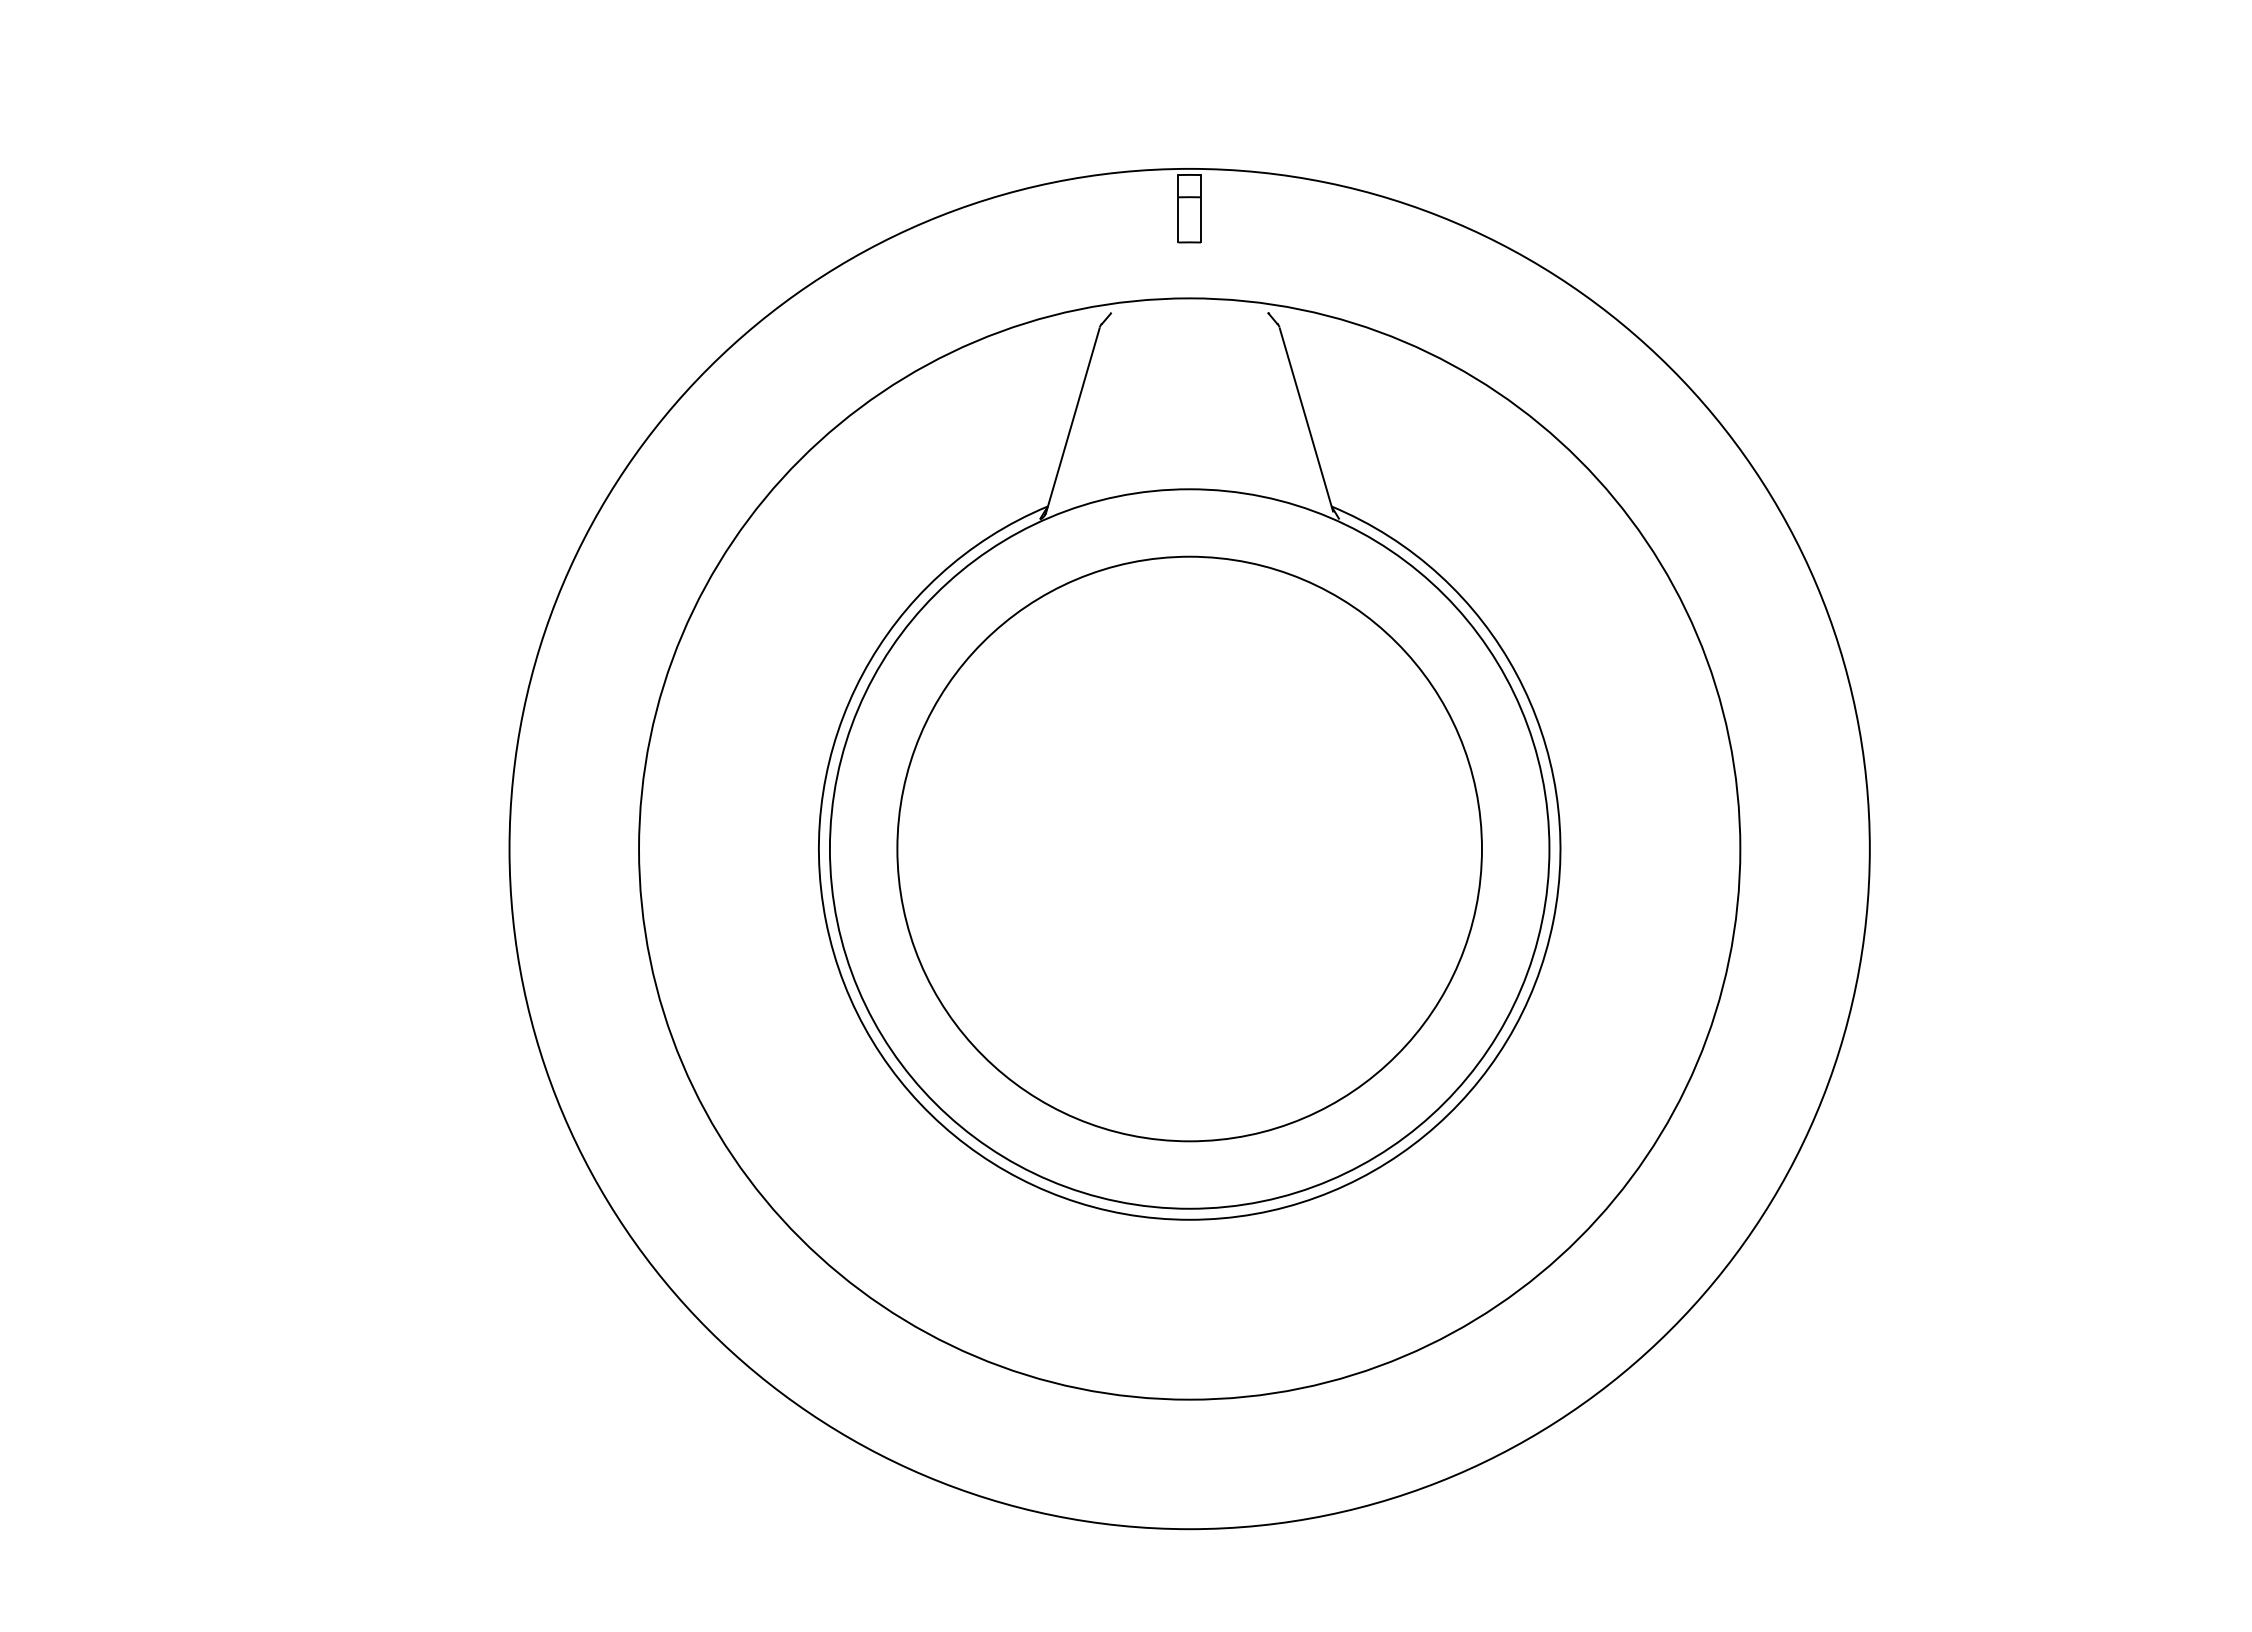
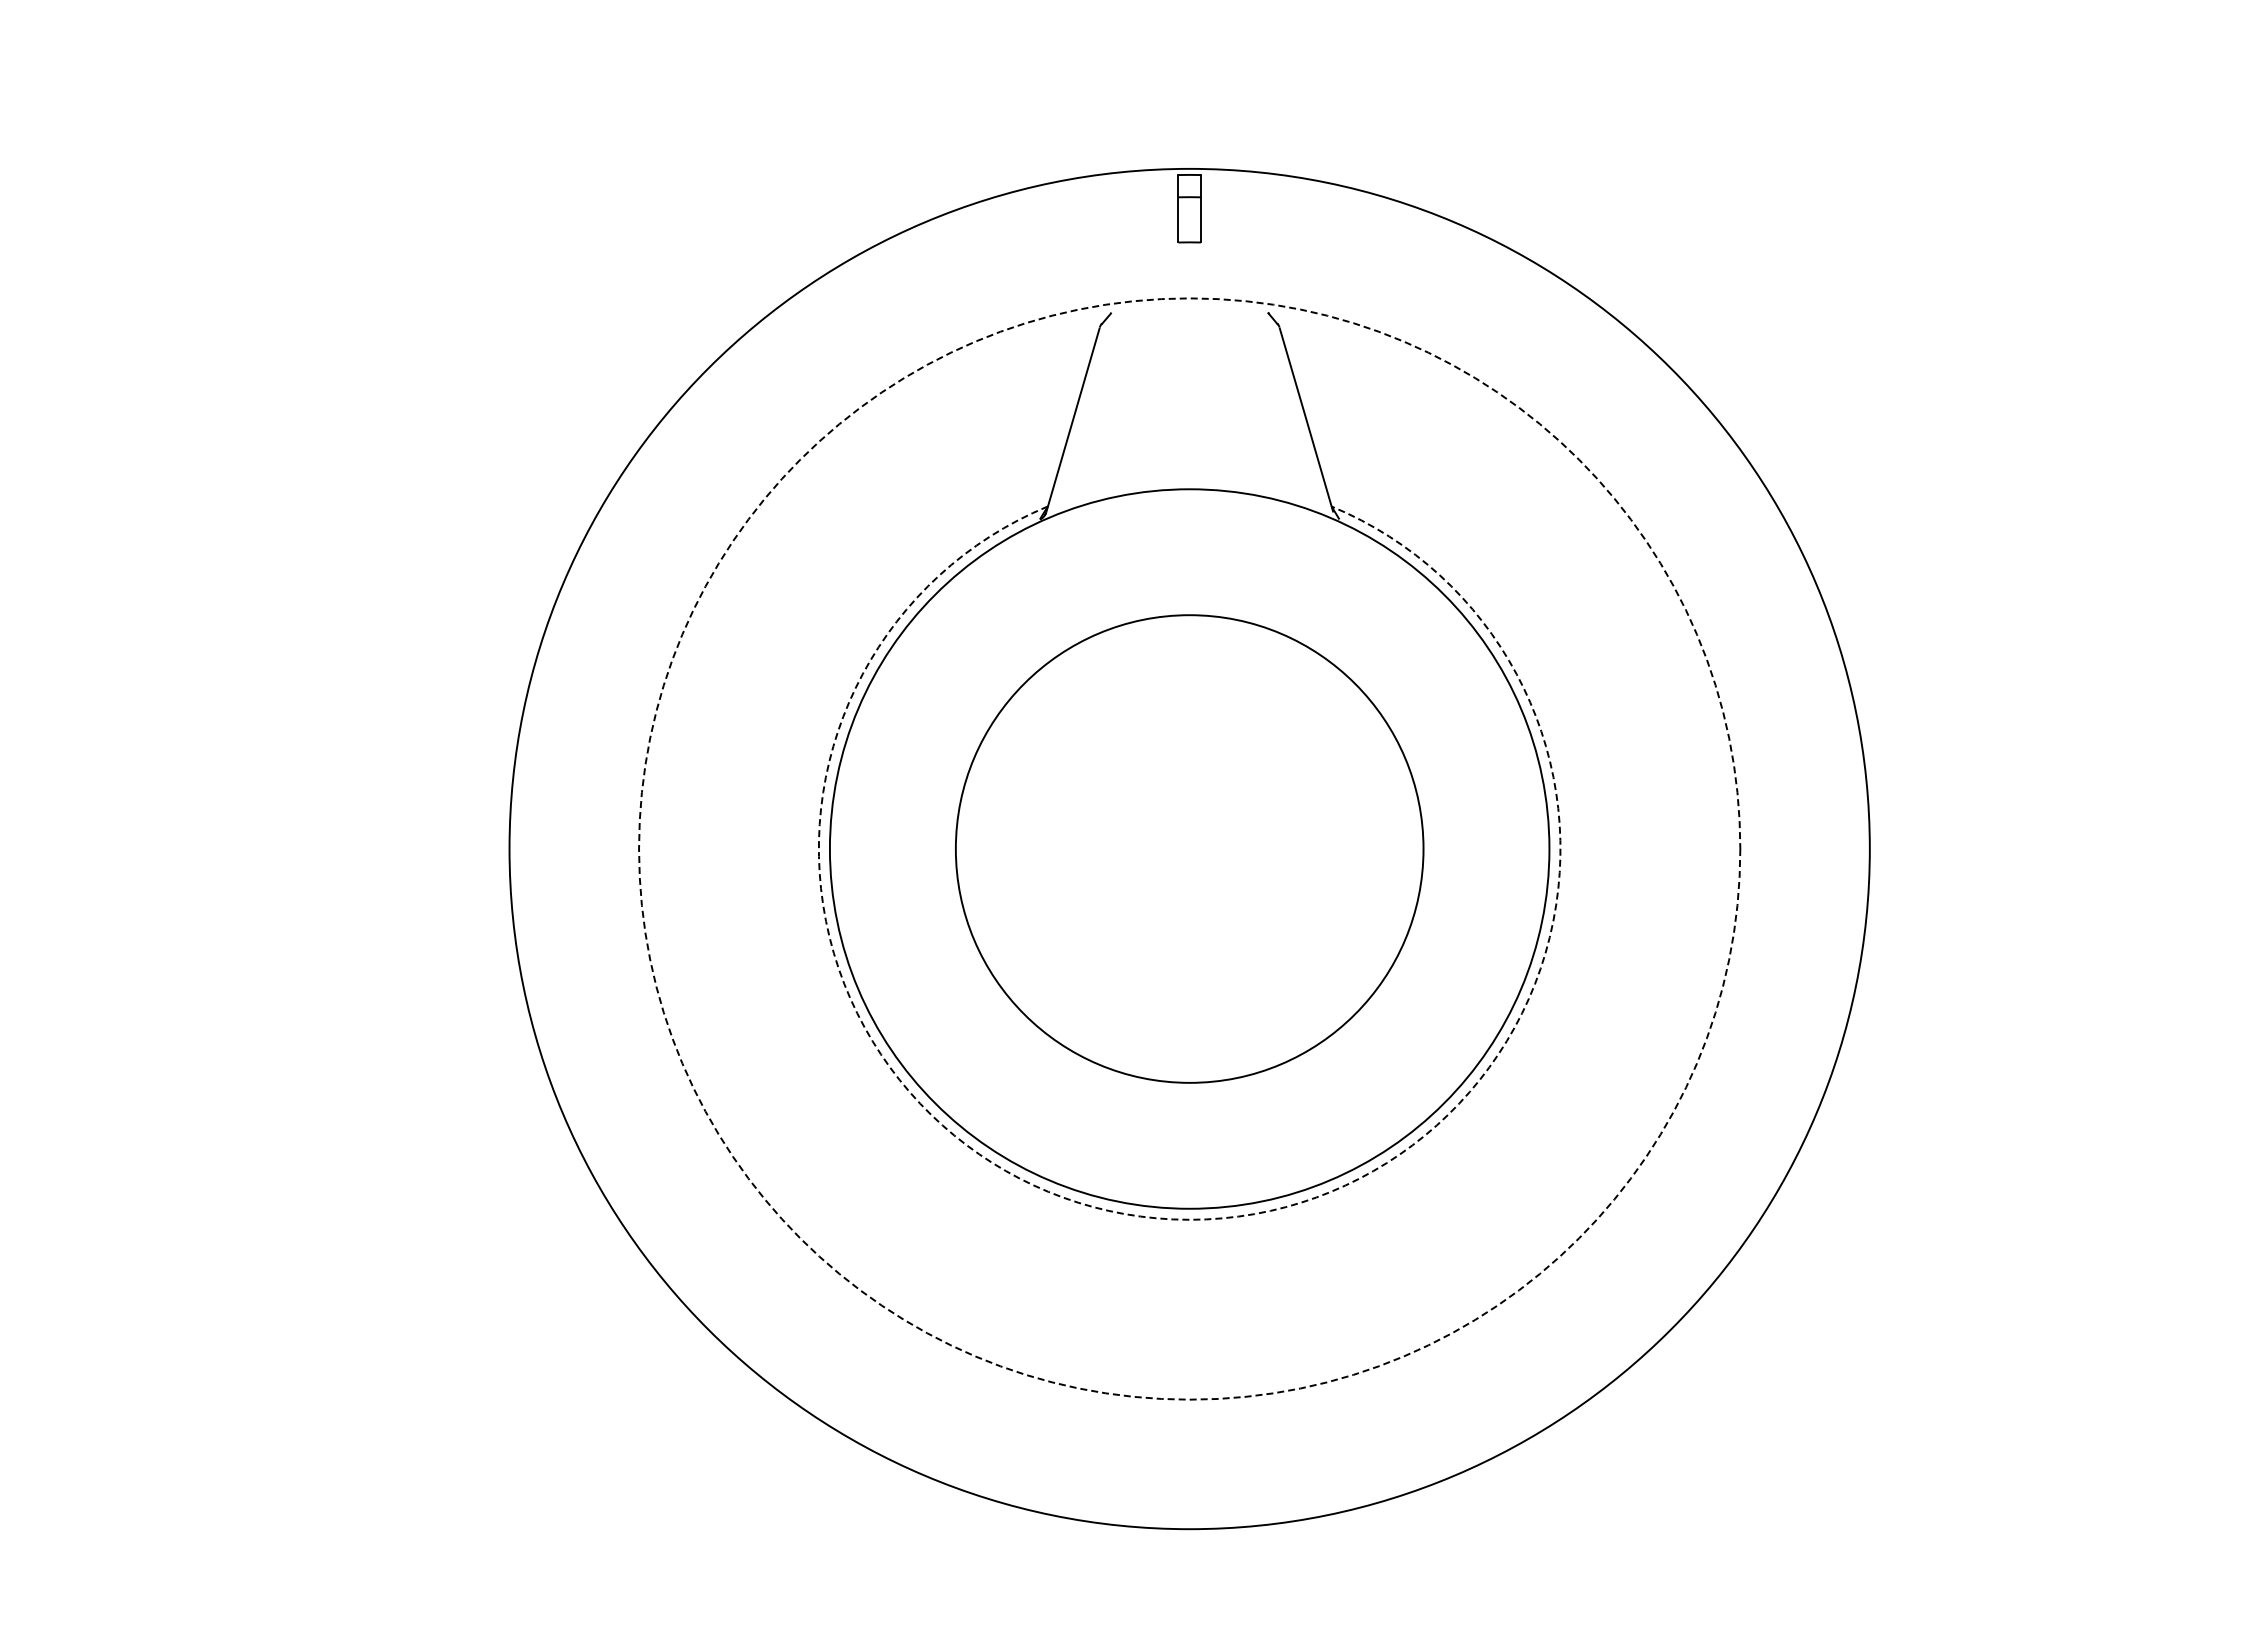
circle diameter: 585 px -> 468 px (1189, 848)
circle: solid -> dashed (1189, 848)
arc: solid -> dashed (1189, 1219)
